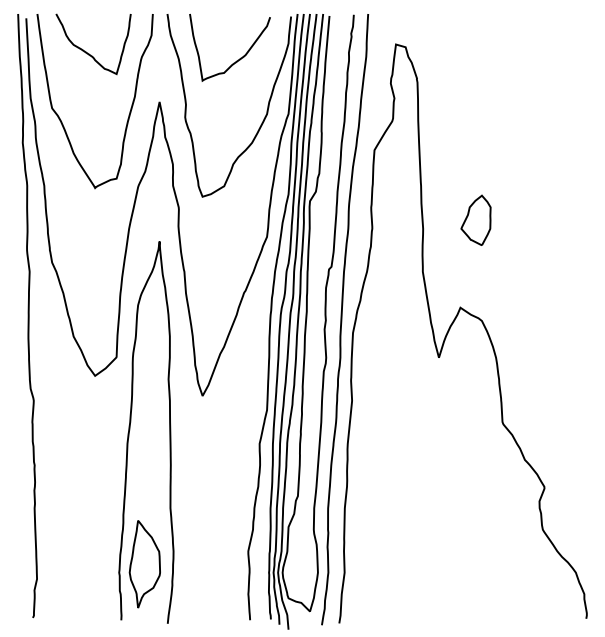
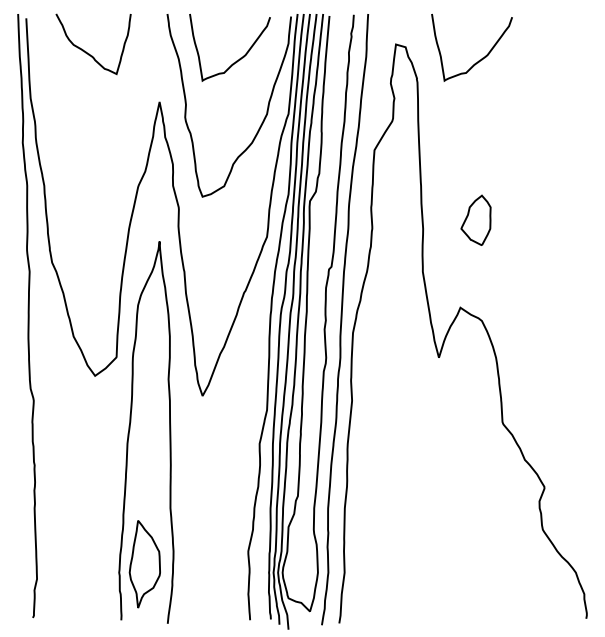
curve: none -> present (478, 60)
curve: present -> none (129, 111)
